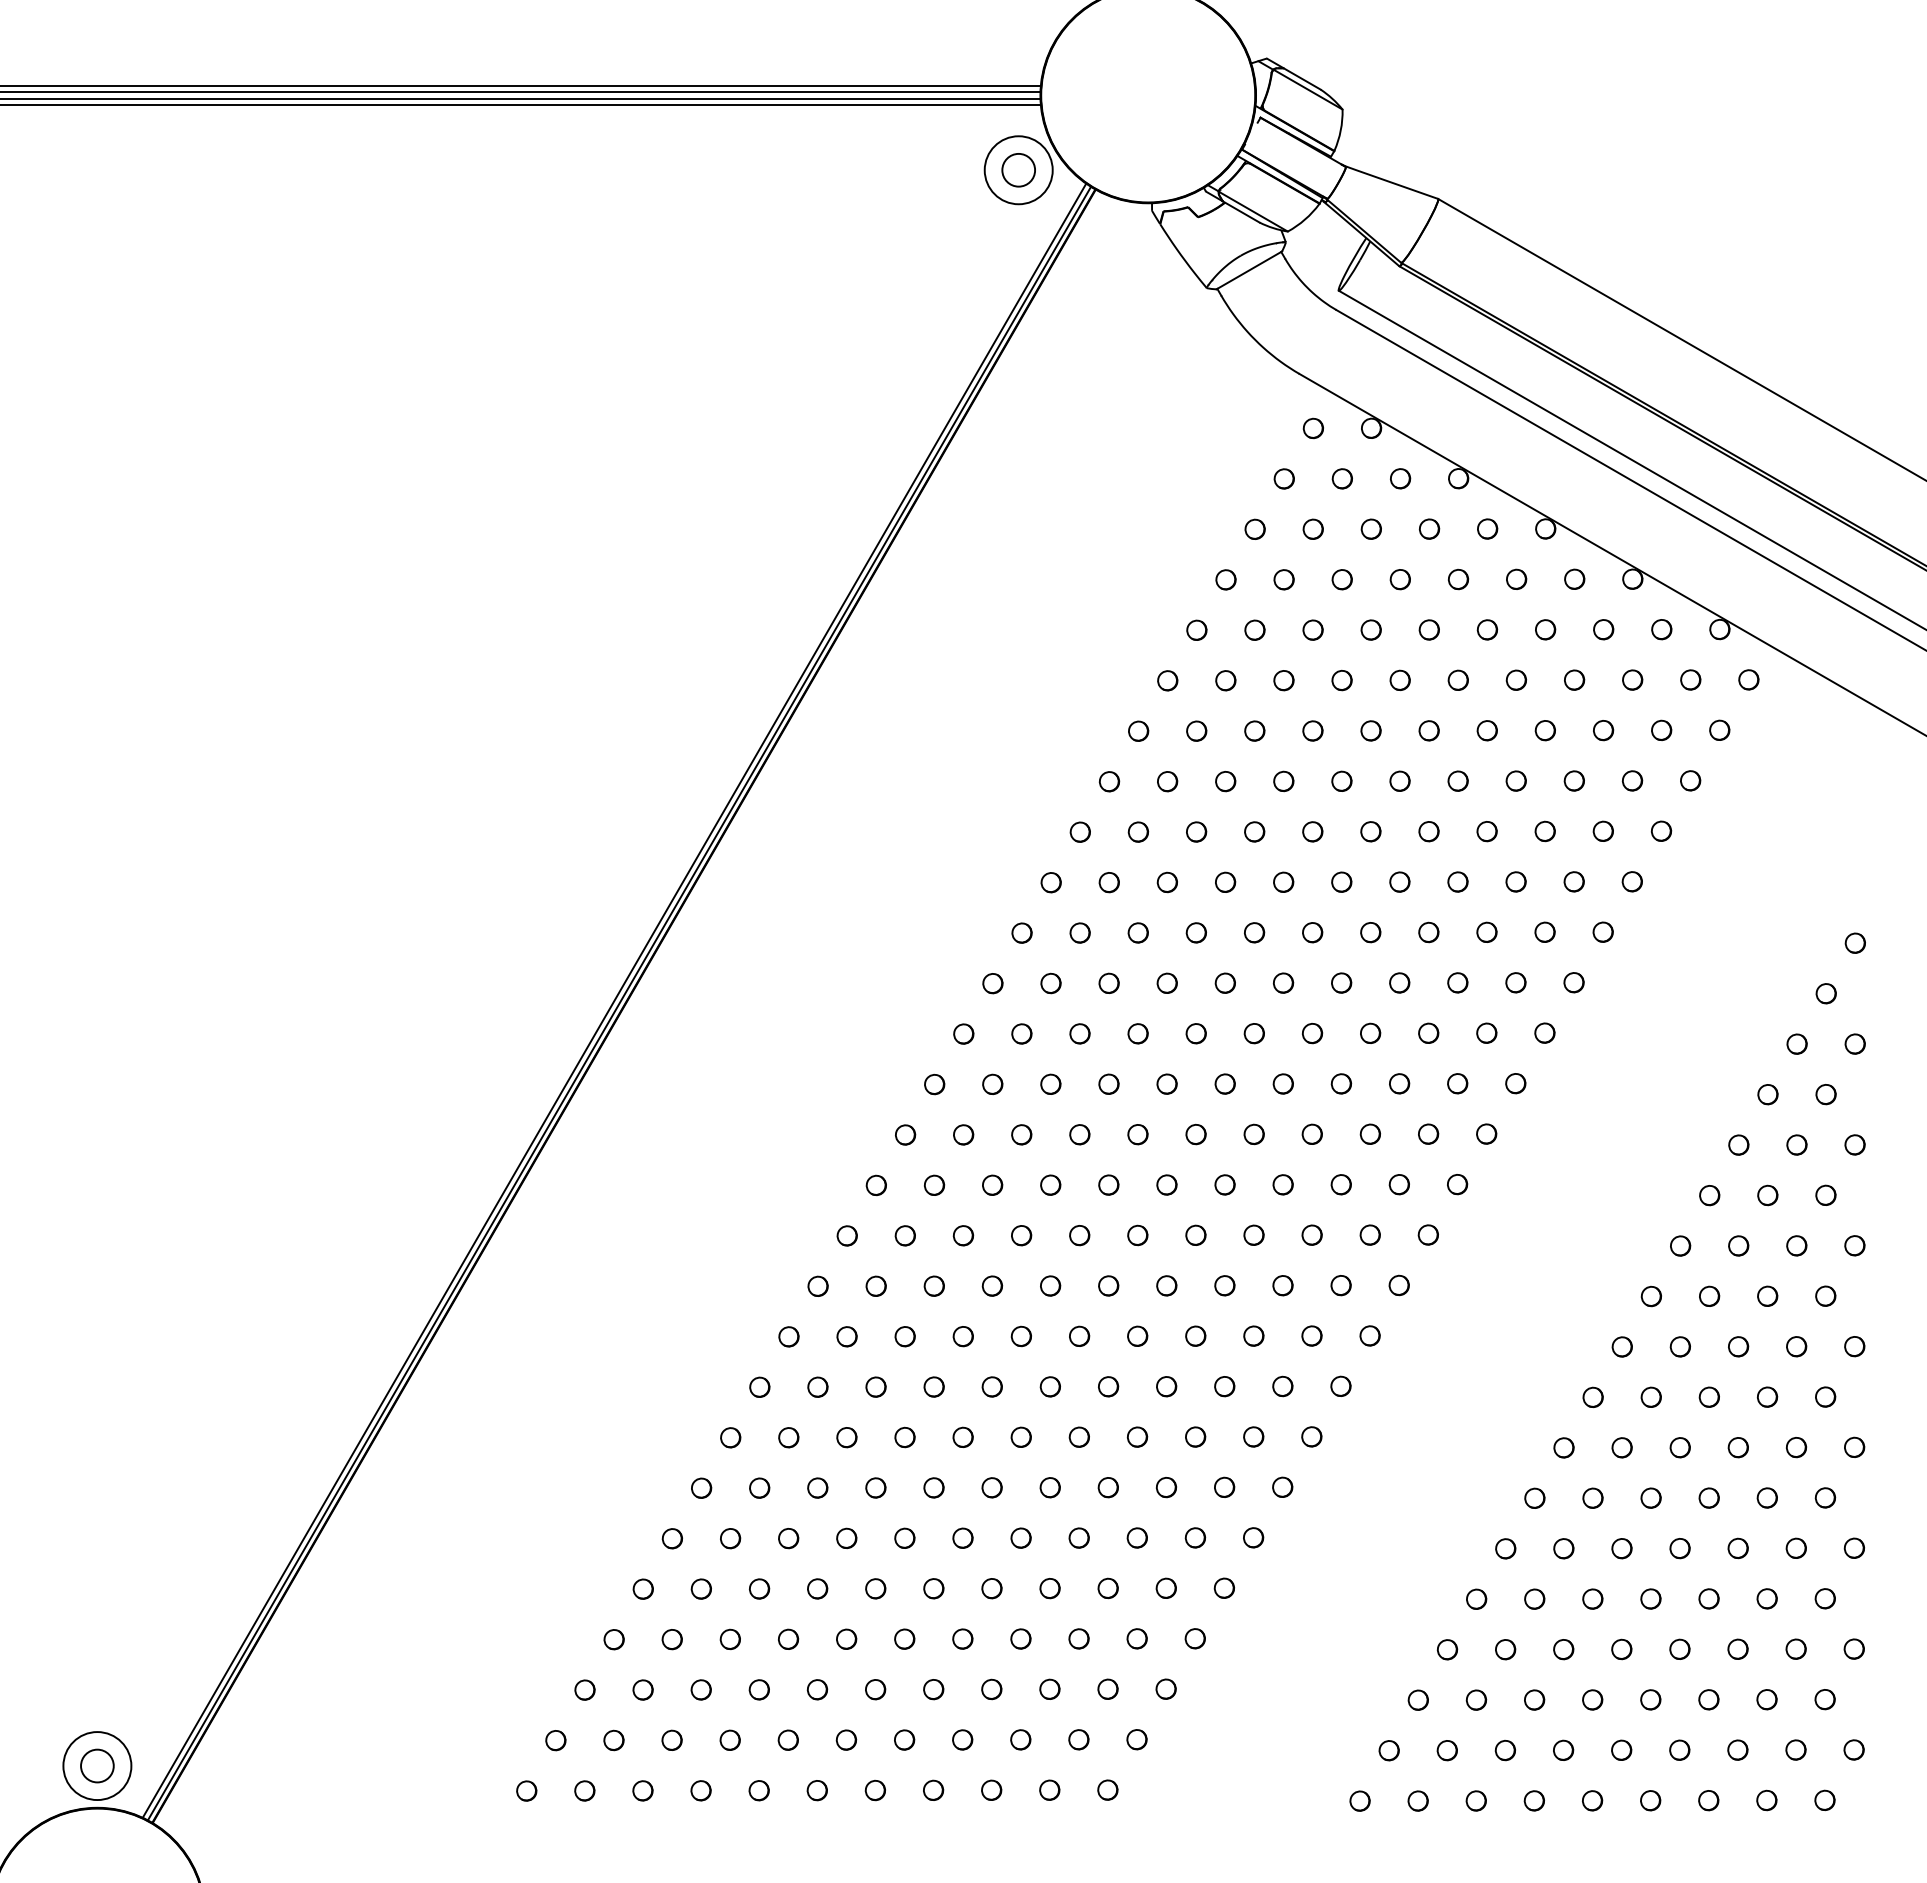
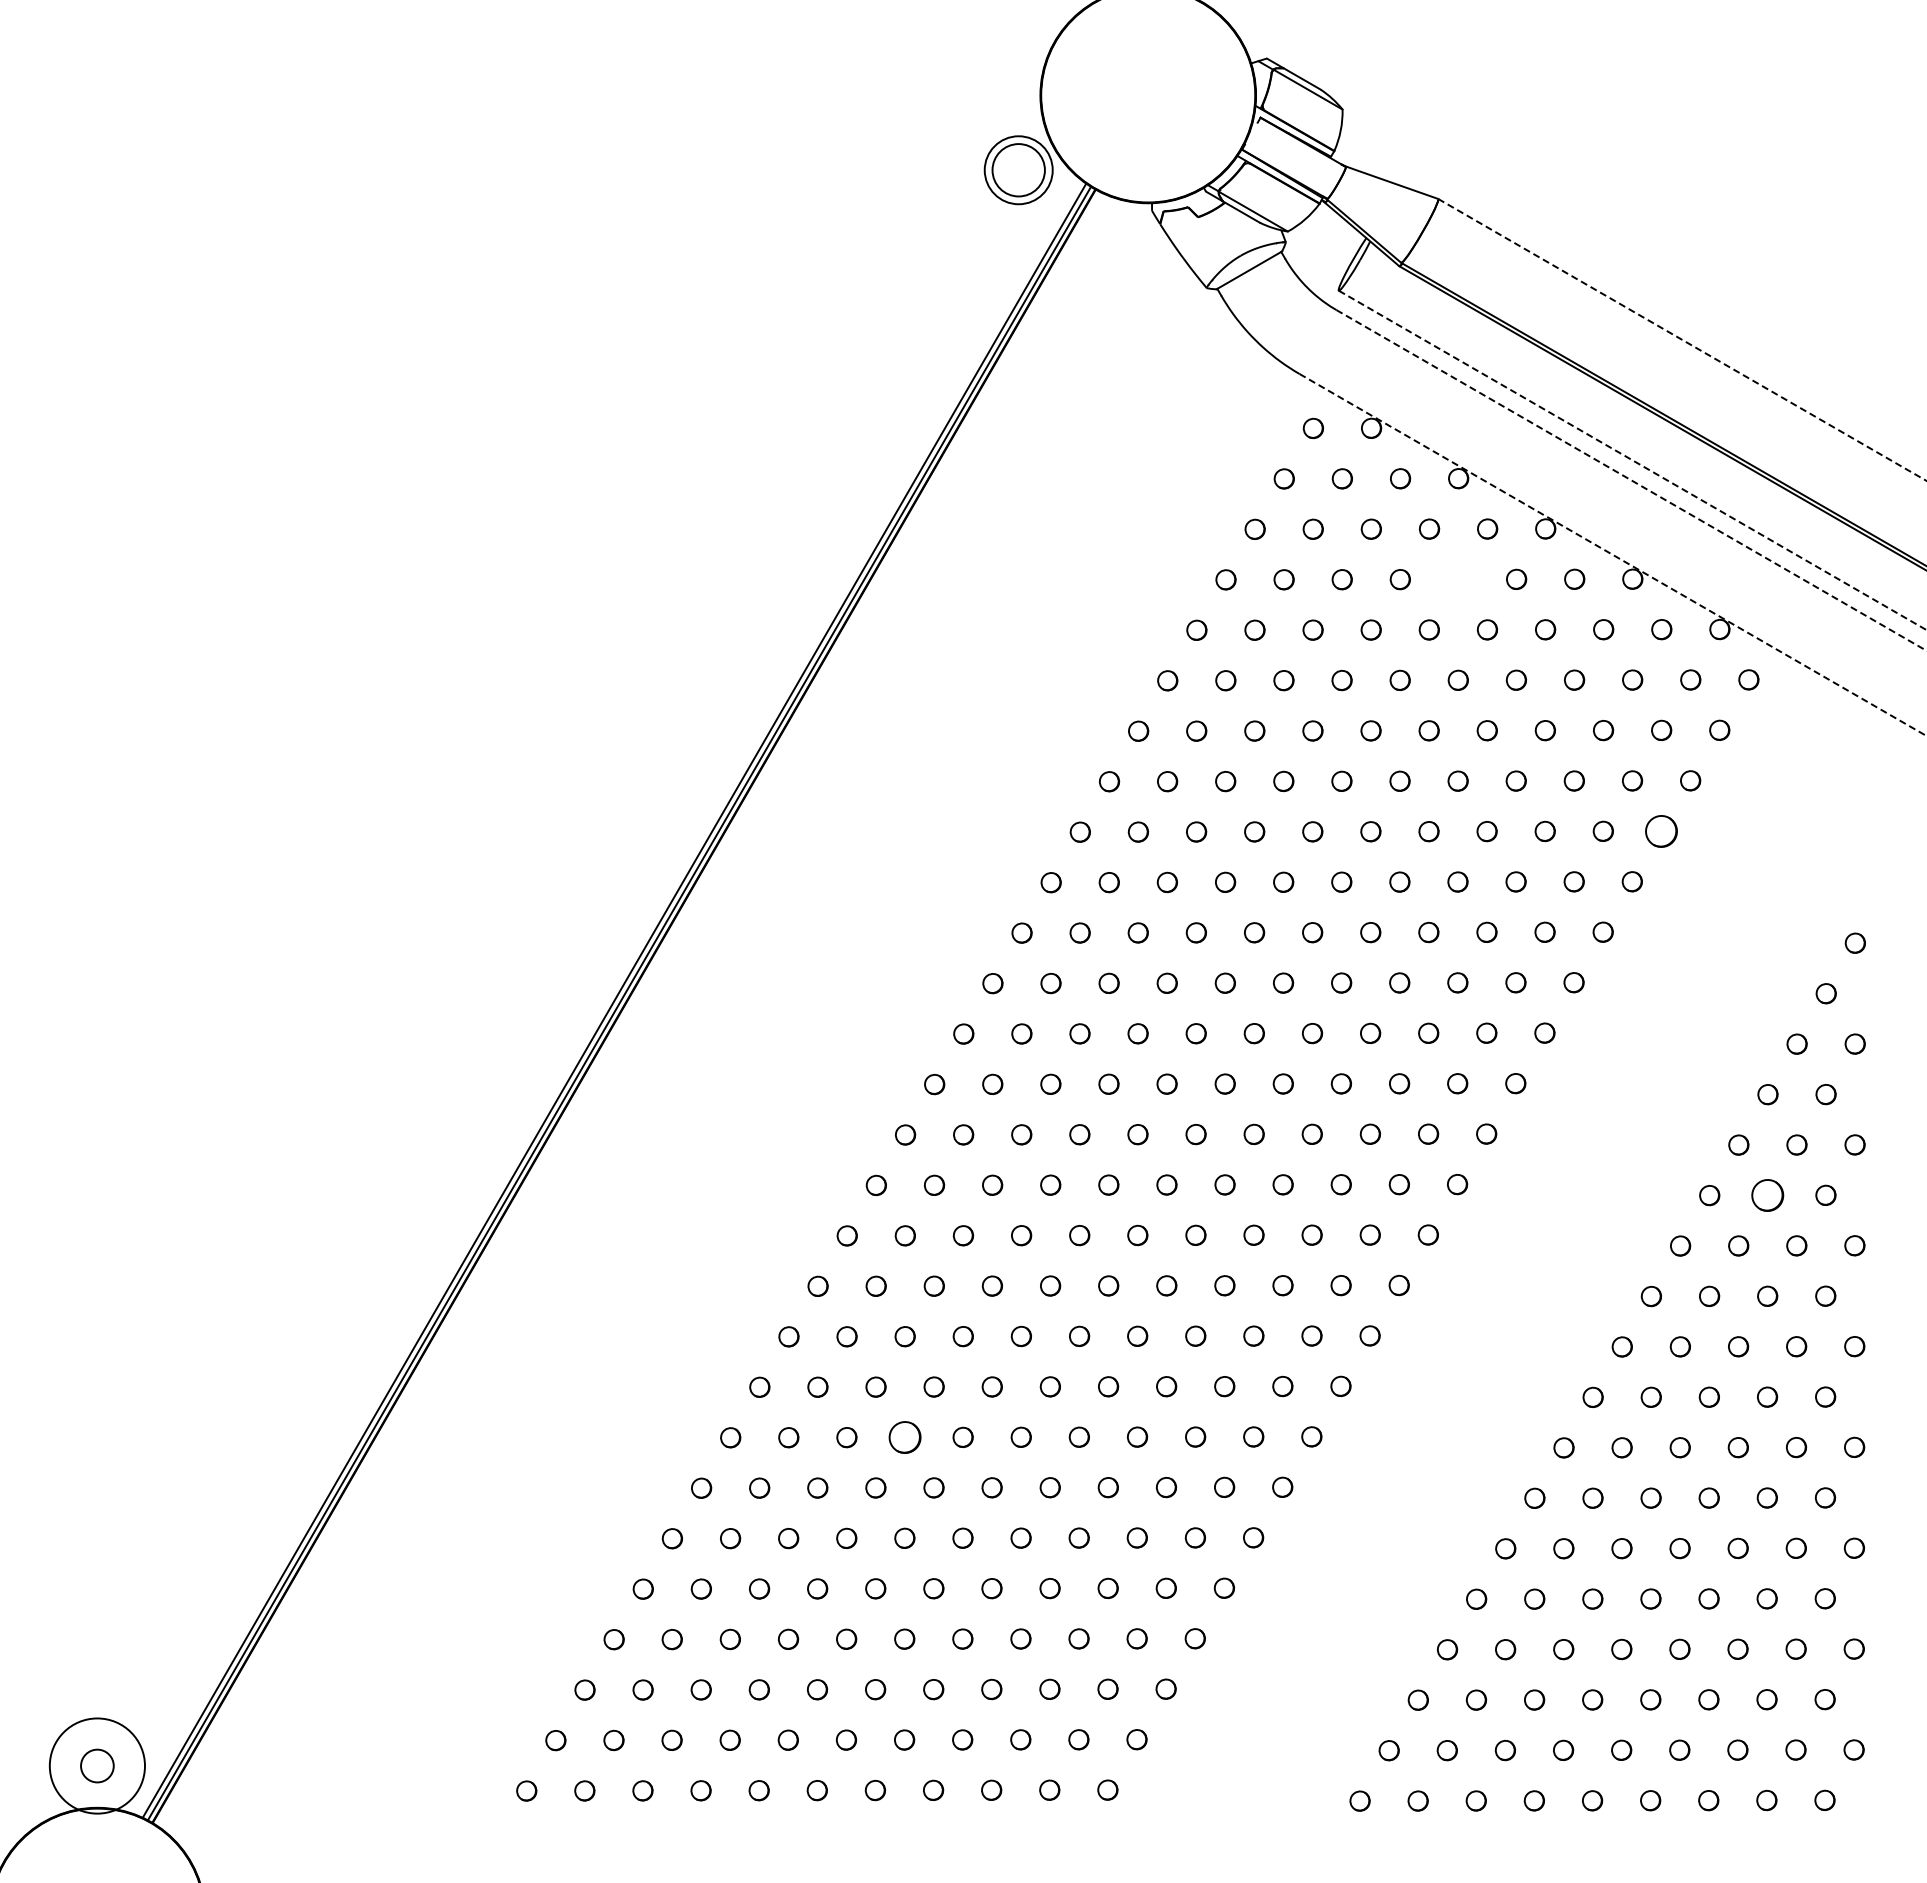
line: present -> none (521, 85)
line: present -> none (521, 91)
line: present -> none (521, 99)
line: present -> none (521, 105)
circle diameter: 33 px -> 52 px (1018, 170)
line: solid -> dashed (1682, 339)
line: solid -> dashed (1633, 460)
line: solid -> dashed (1631, 480)
line: solid -> dashed (1613, 554)
part: present -> none (1458, 579)
part size: 23x22 px -> 33x33 px (1661, 831)
part size: 22x23 px -> 34x33 px (1767, 1195)
part size: 22x23 px -> 34x33 px (904, 1437)
circle diameter: 68 px -> 95 px (97, 1765)
